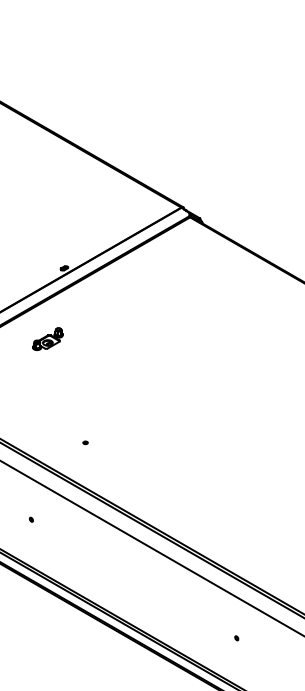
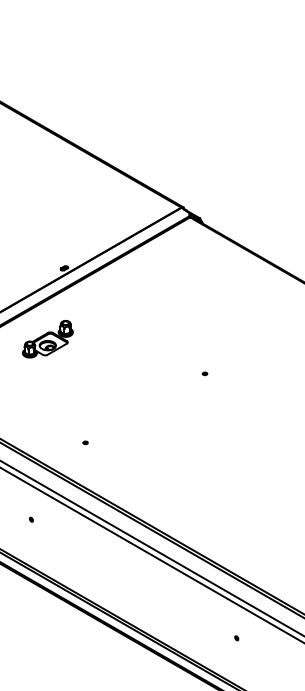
part size: 32x24 px -> 52x40 px (47, 338)
part: none -> present (204, 373)
line: none -> present (151, 554)
